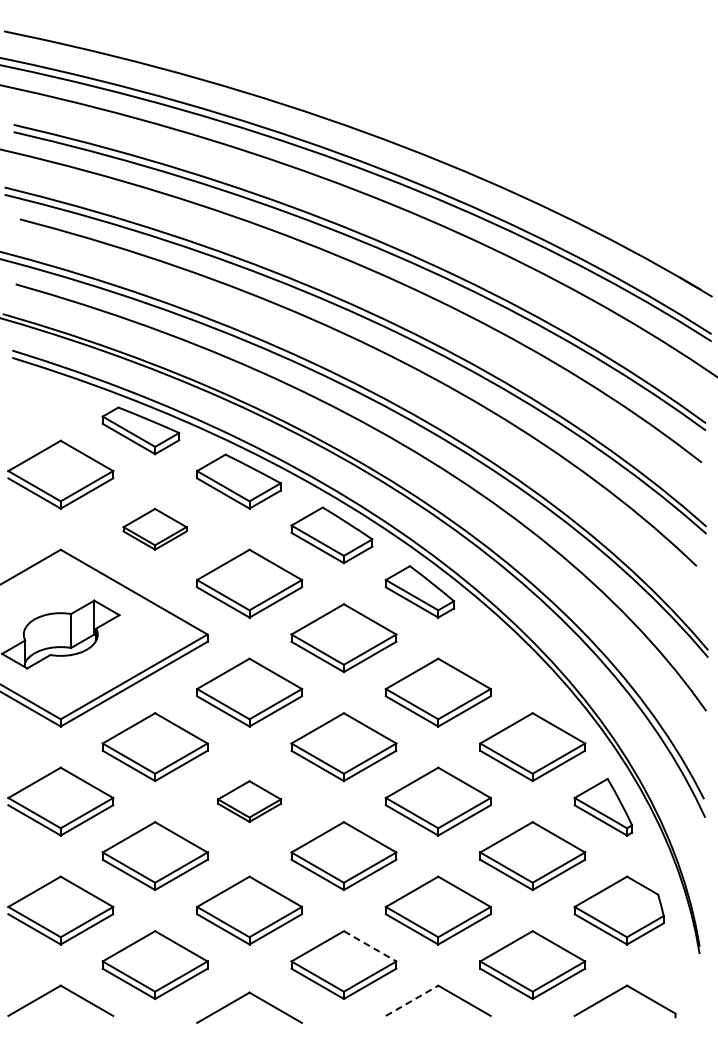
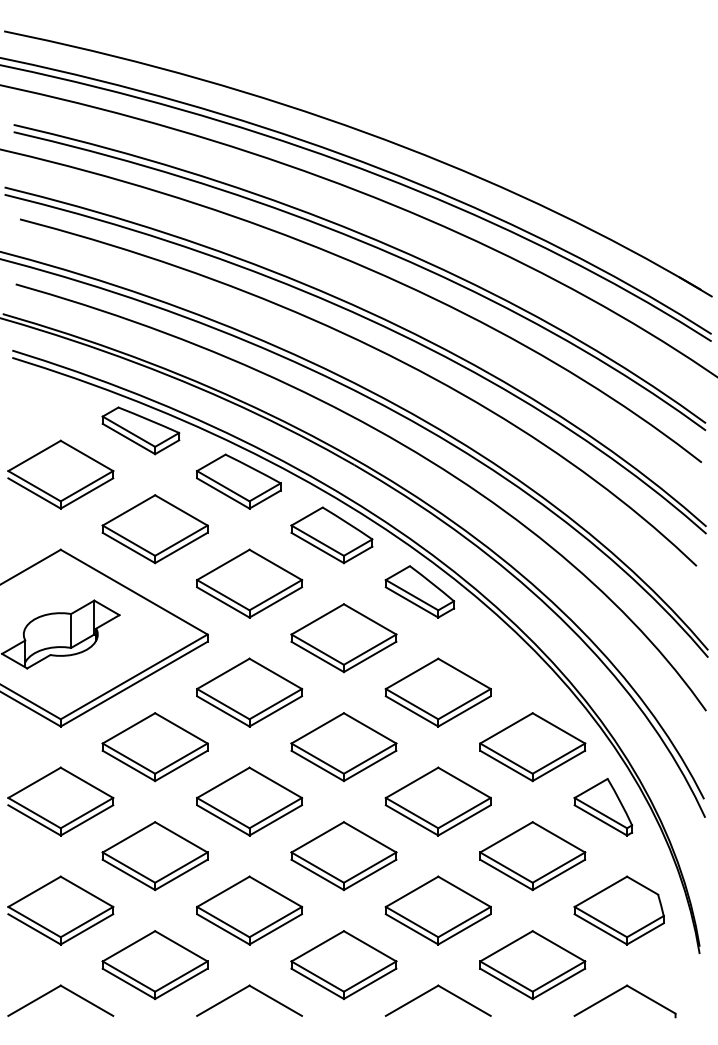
part size: 66x44 px -> 108x71 px (154, 529)
part size: 66x44 px -> 107x71 px (249, 801)
line: dashed -> solid (370, 946)
part position: (243, 997) -> (243, 990) (243, 990)
line: dashed -> solid (412, 1000)
